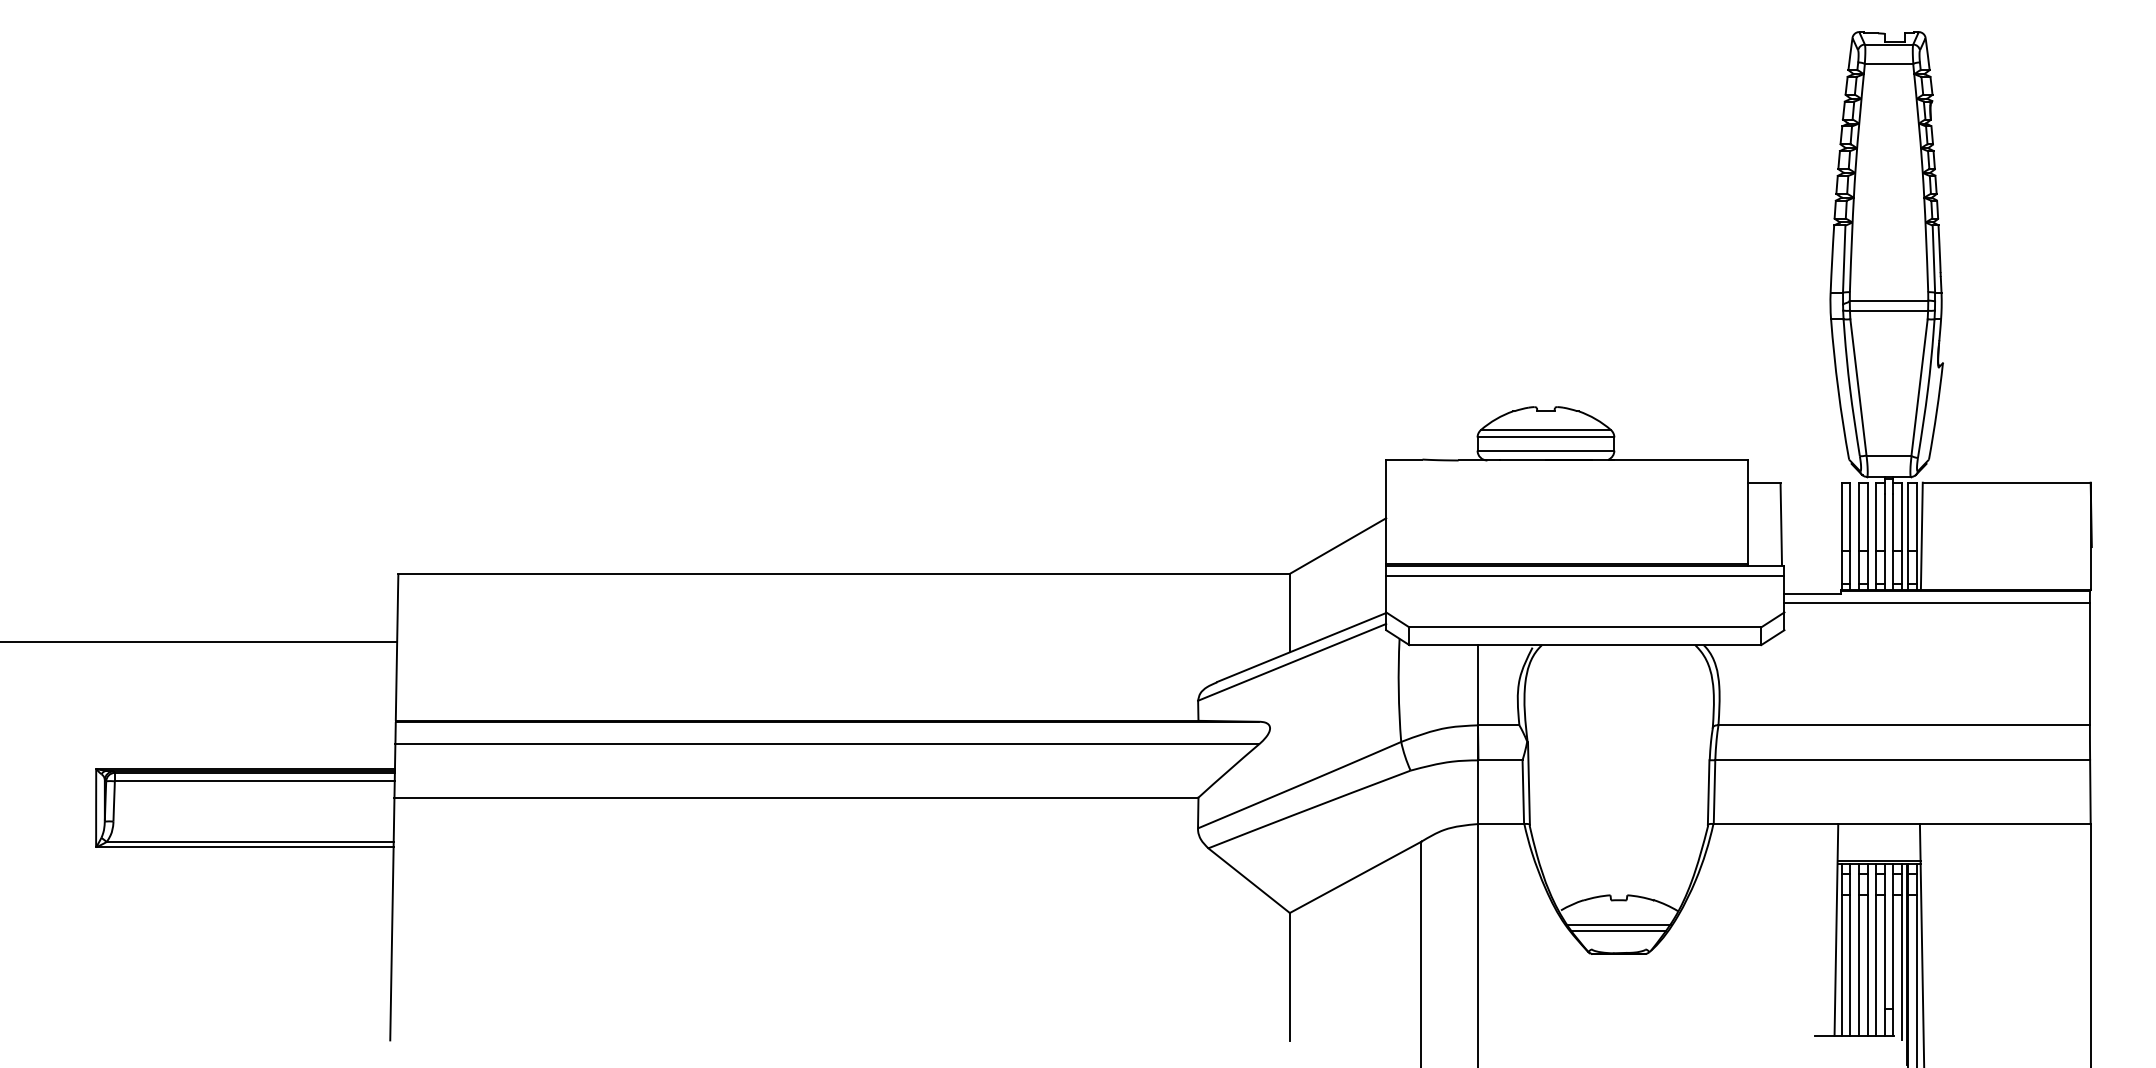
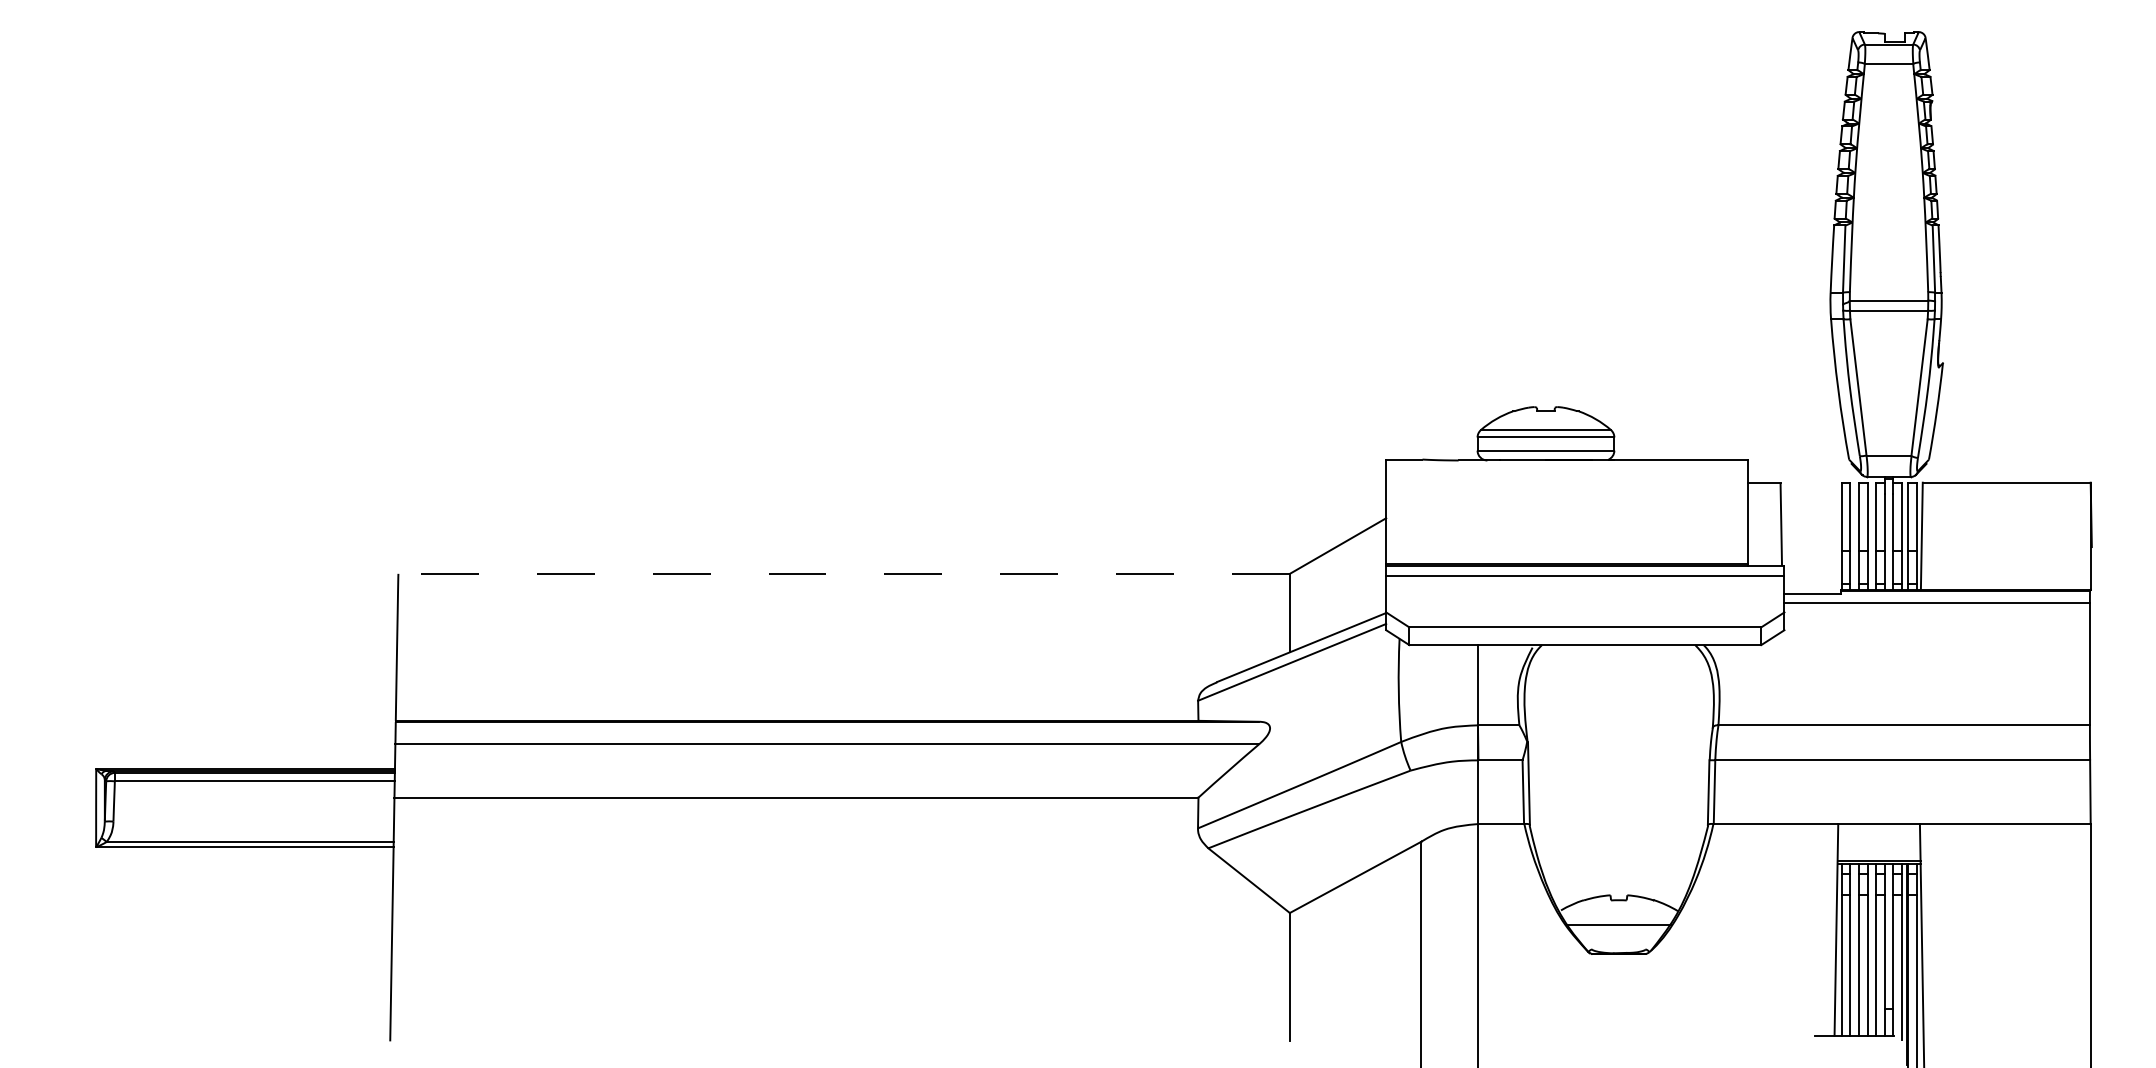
line: solid -> dashed (844, 573)
line: present -> none (199, 642)
line: present -> none (1618, 930)
